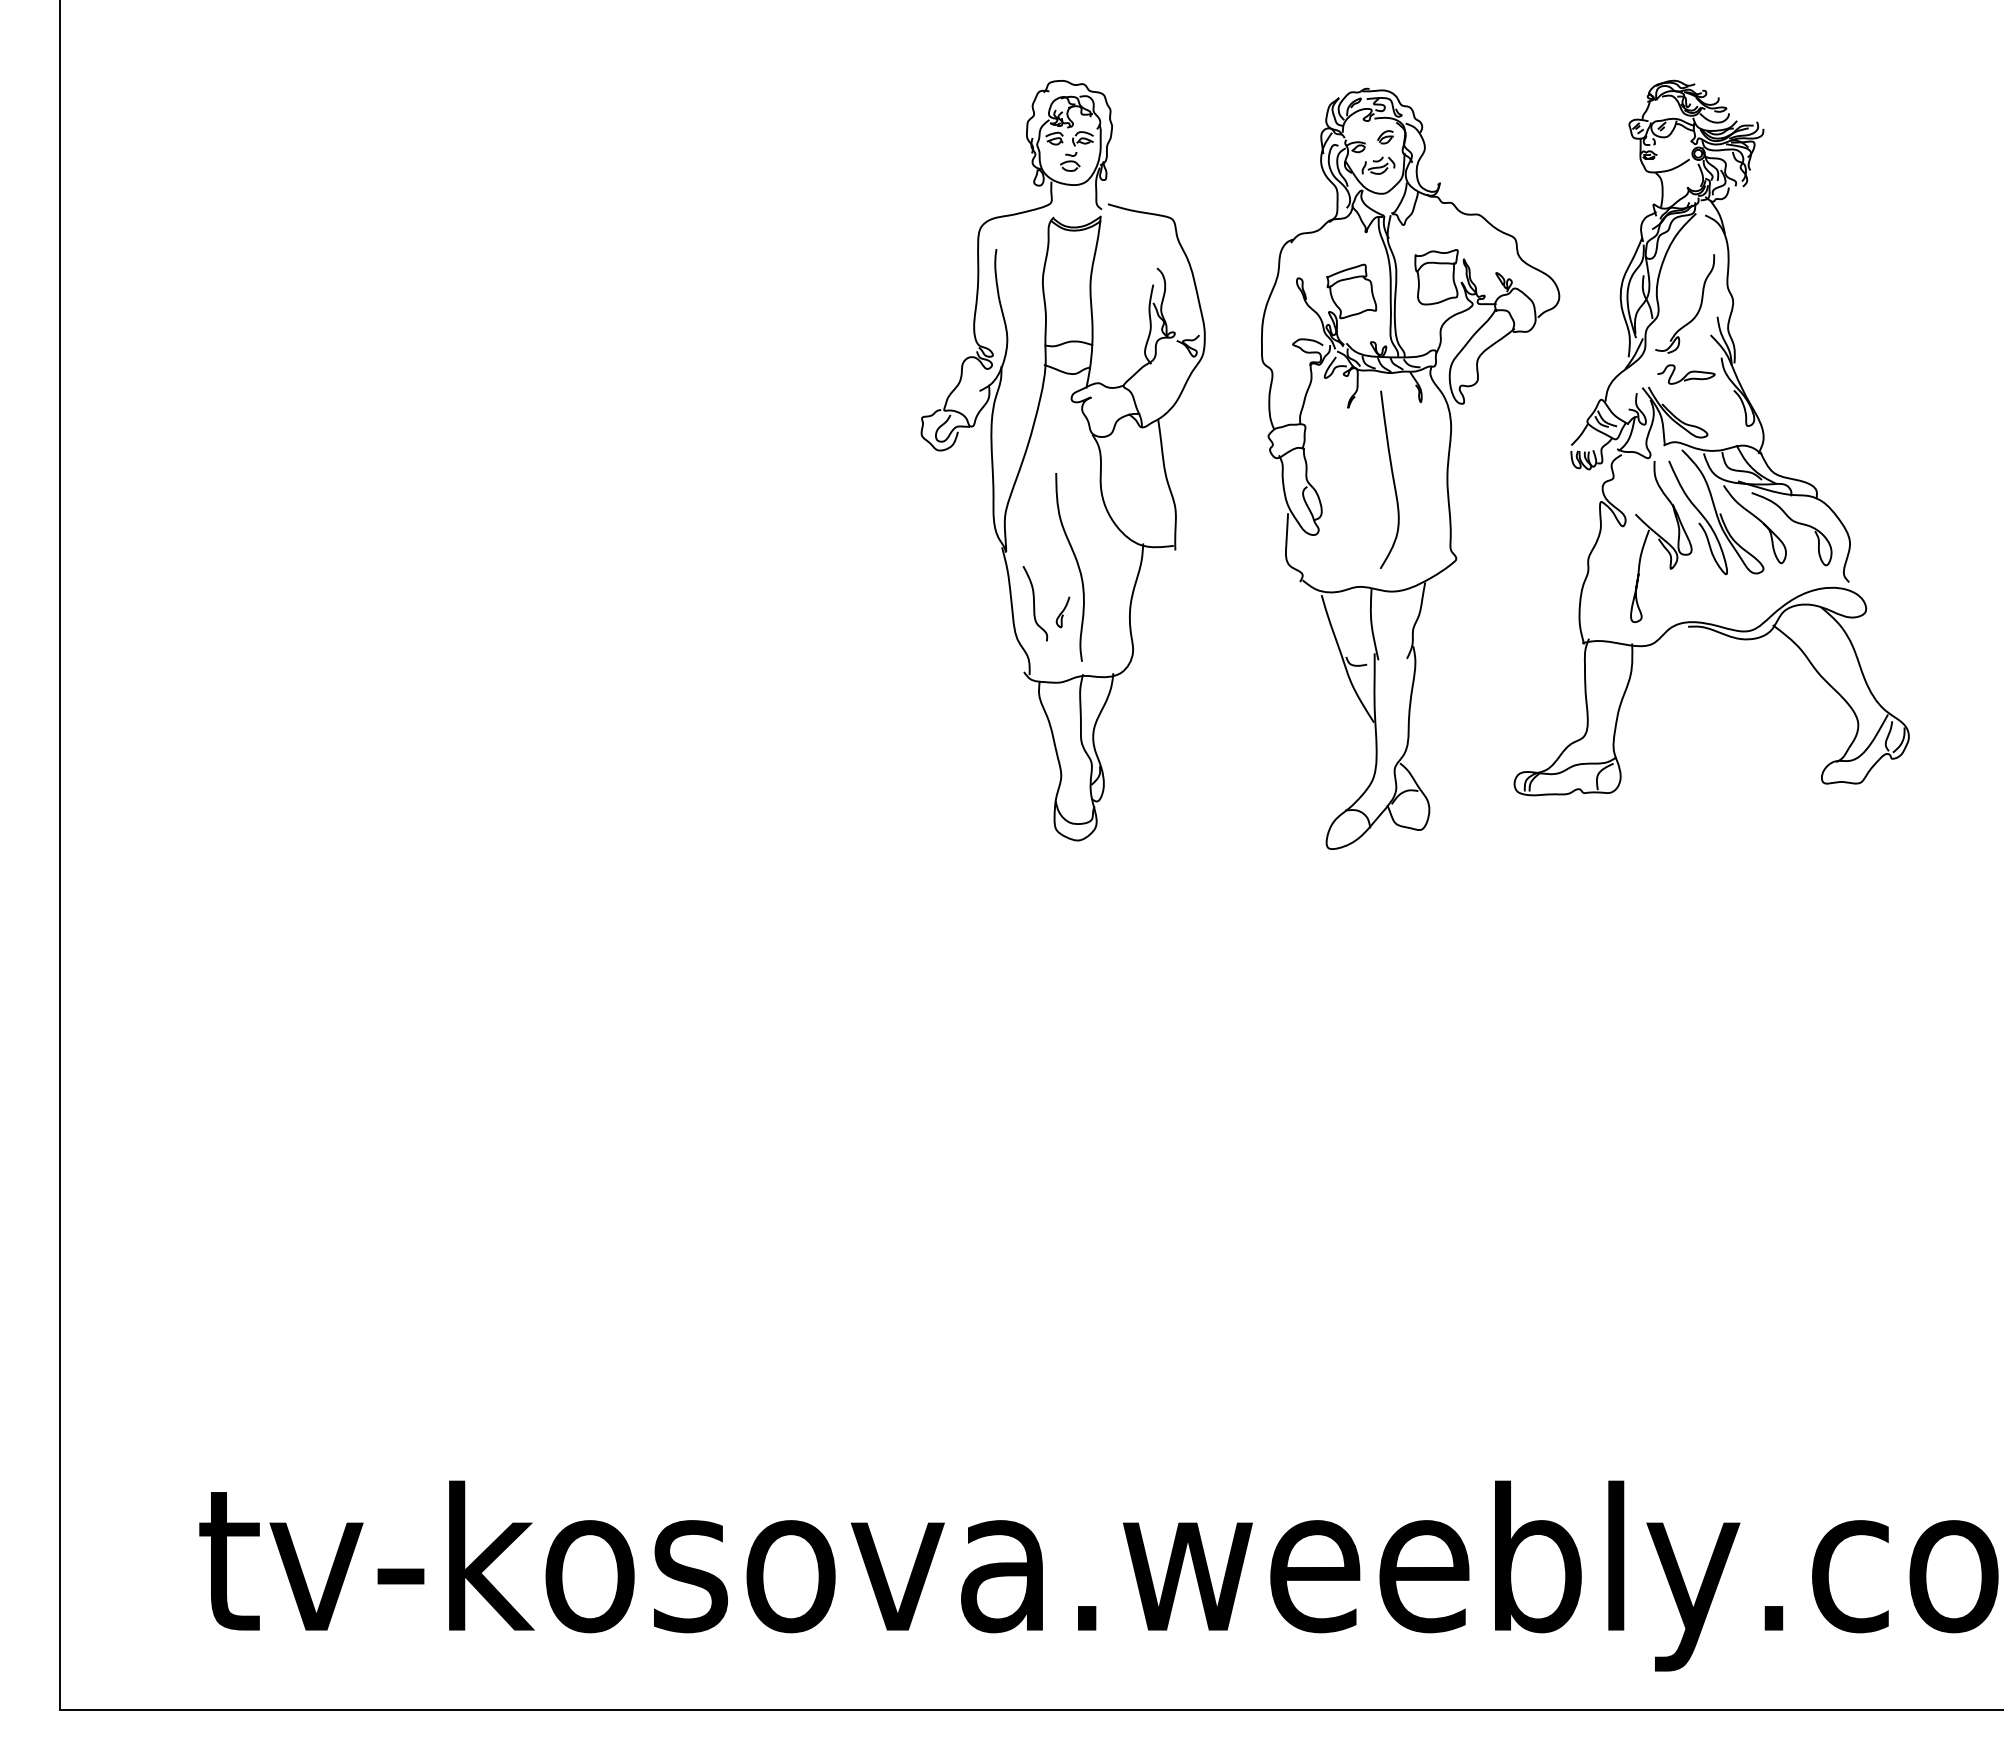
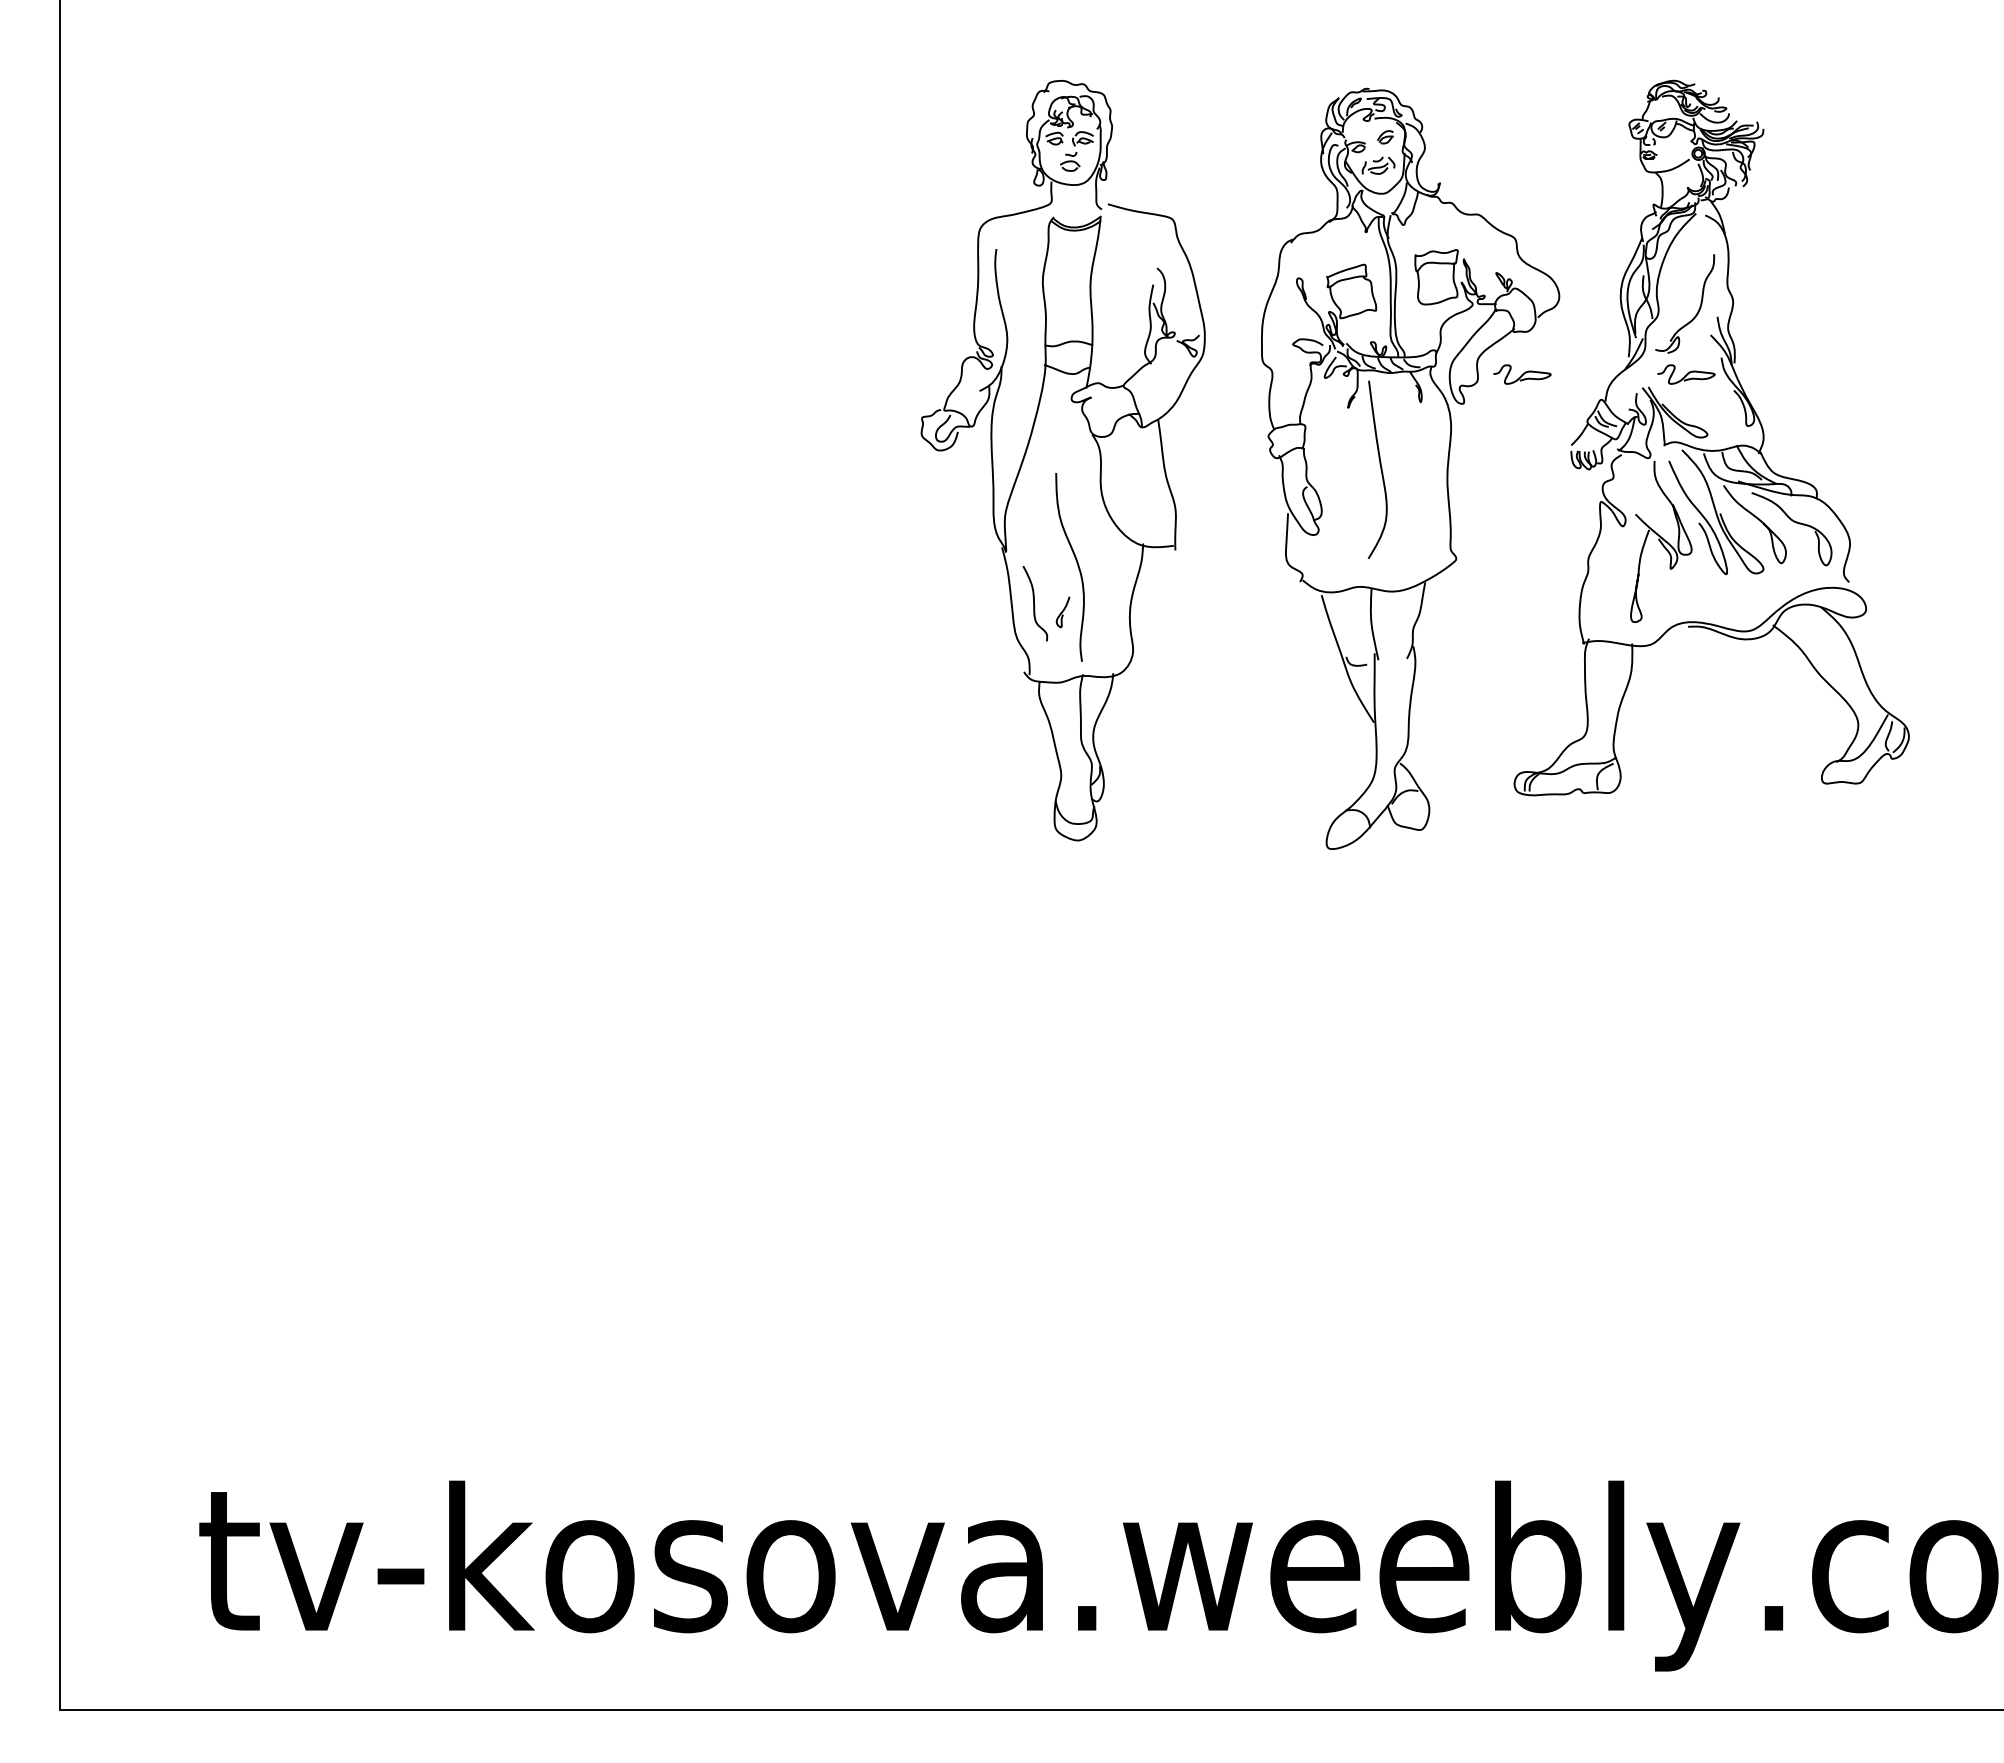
curve: none -> present (1522, 374)
curve position: (1392, 479) -> (1380, 469) (1380, 469)
